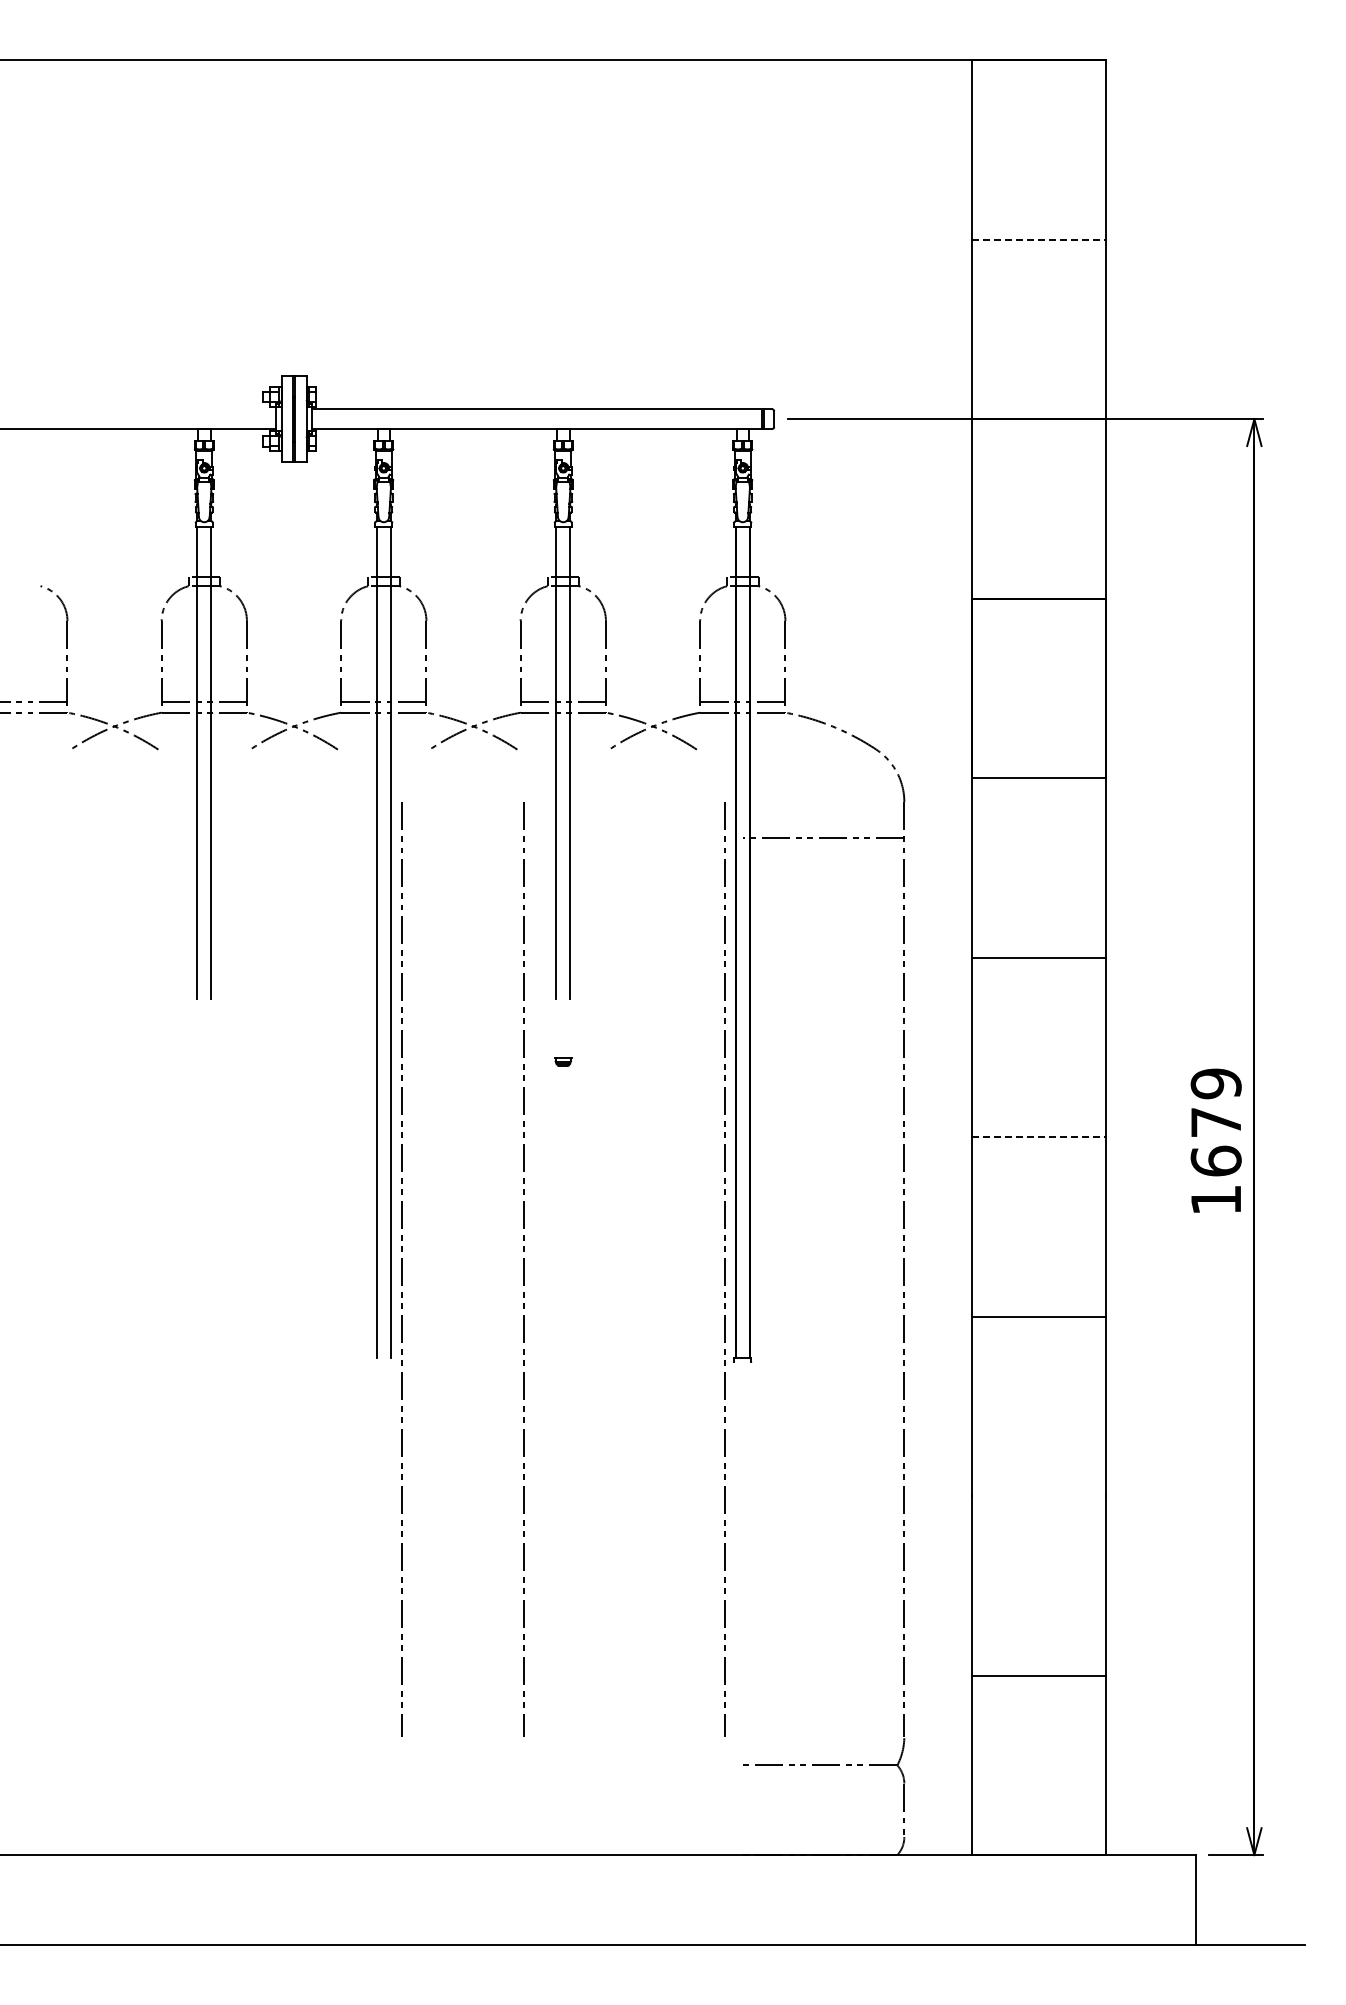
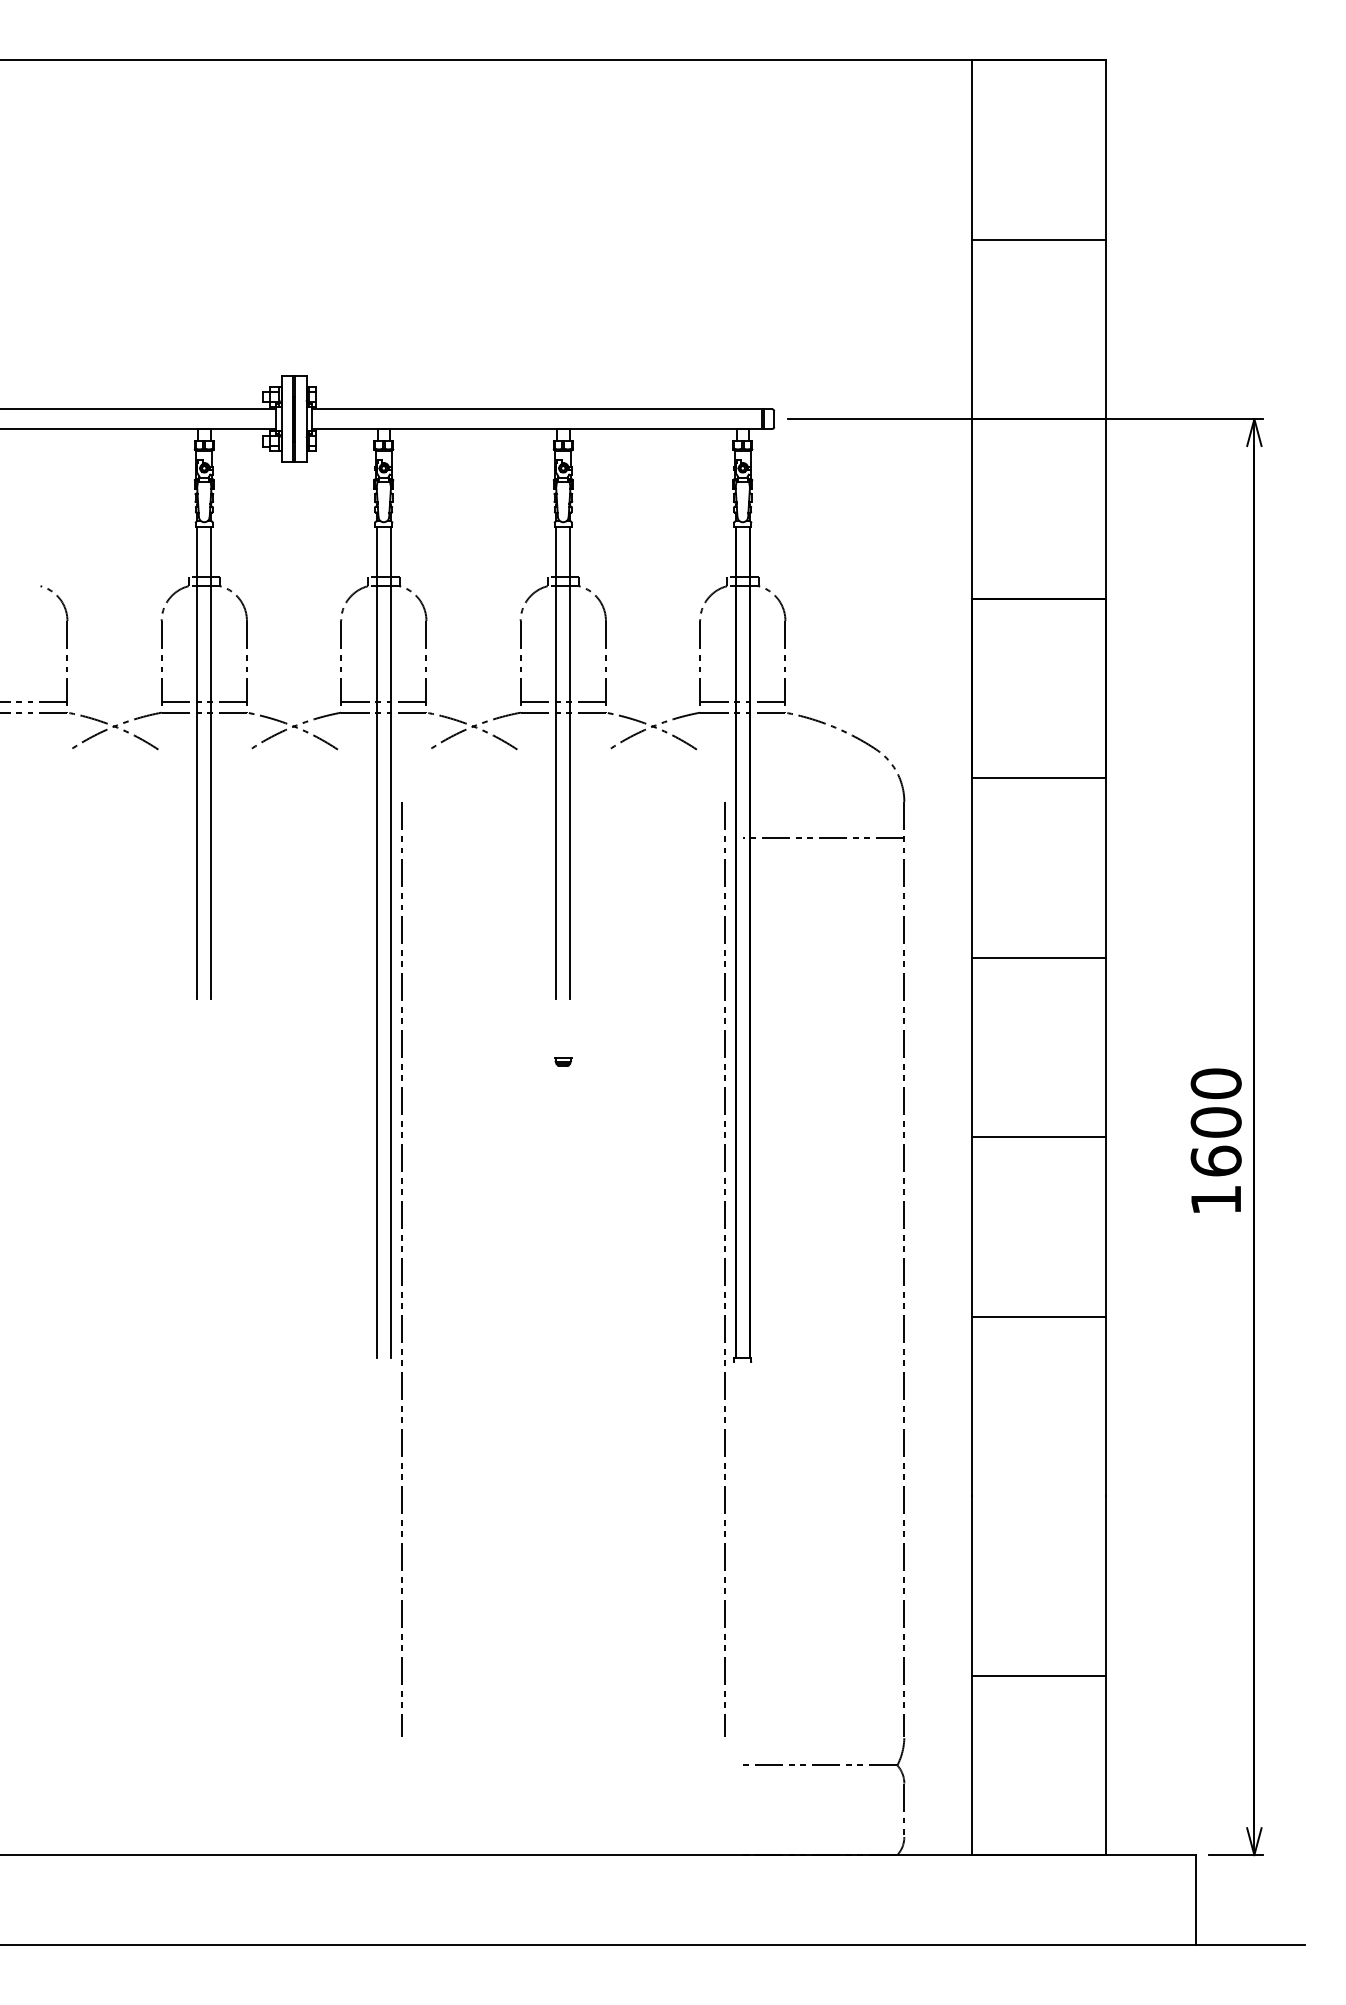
line: dashed -> solid (1039, 239)
line: none -> present (139, 409)
text: 1679 -> 1600 (1215, 1102)
line: dashed -> solid (1039, 1137)
line: present -> none (523, 1269)
